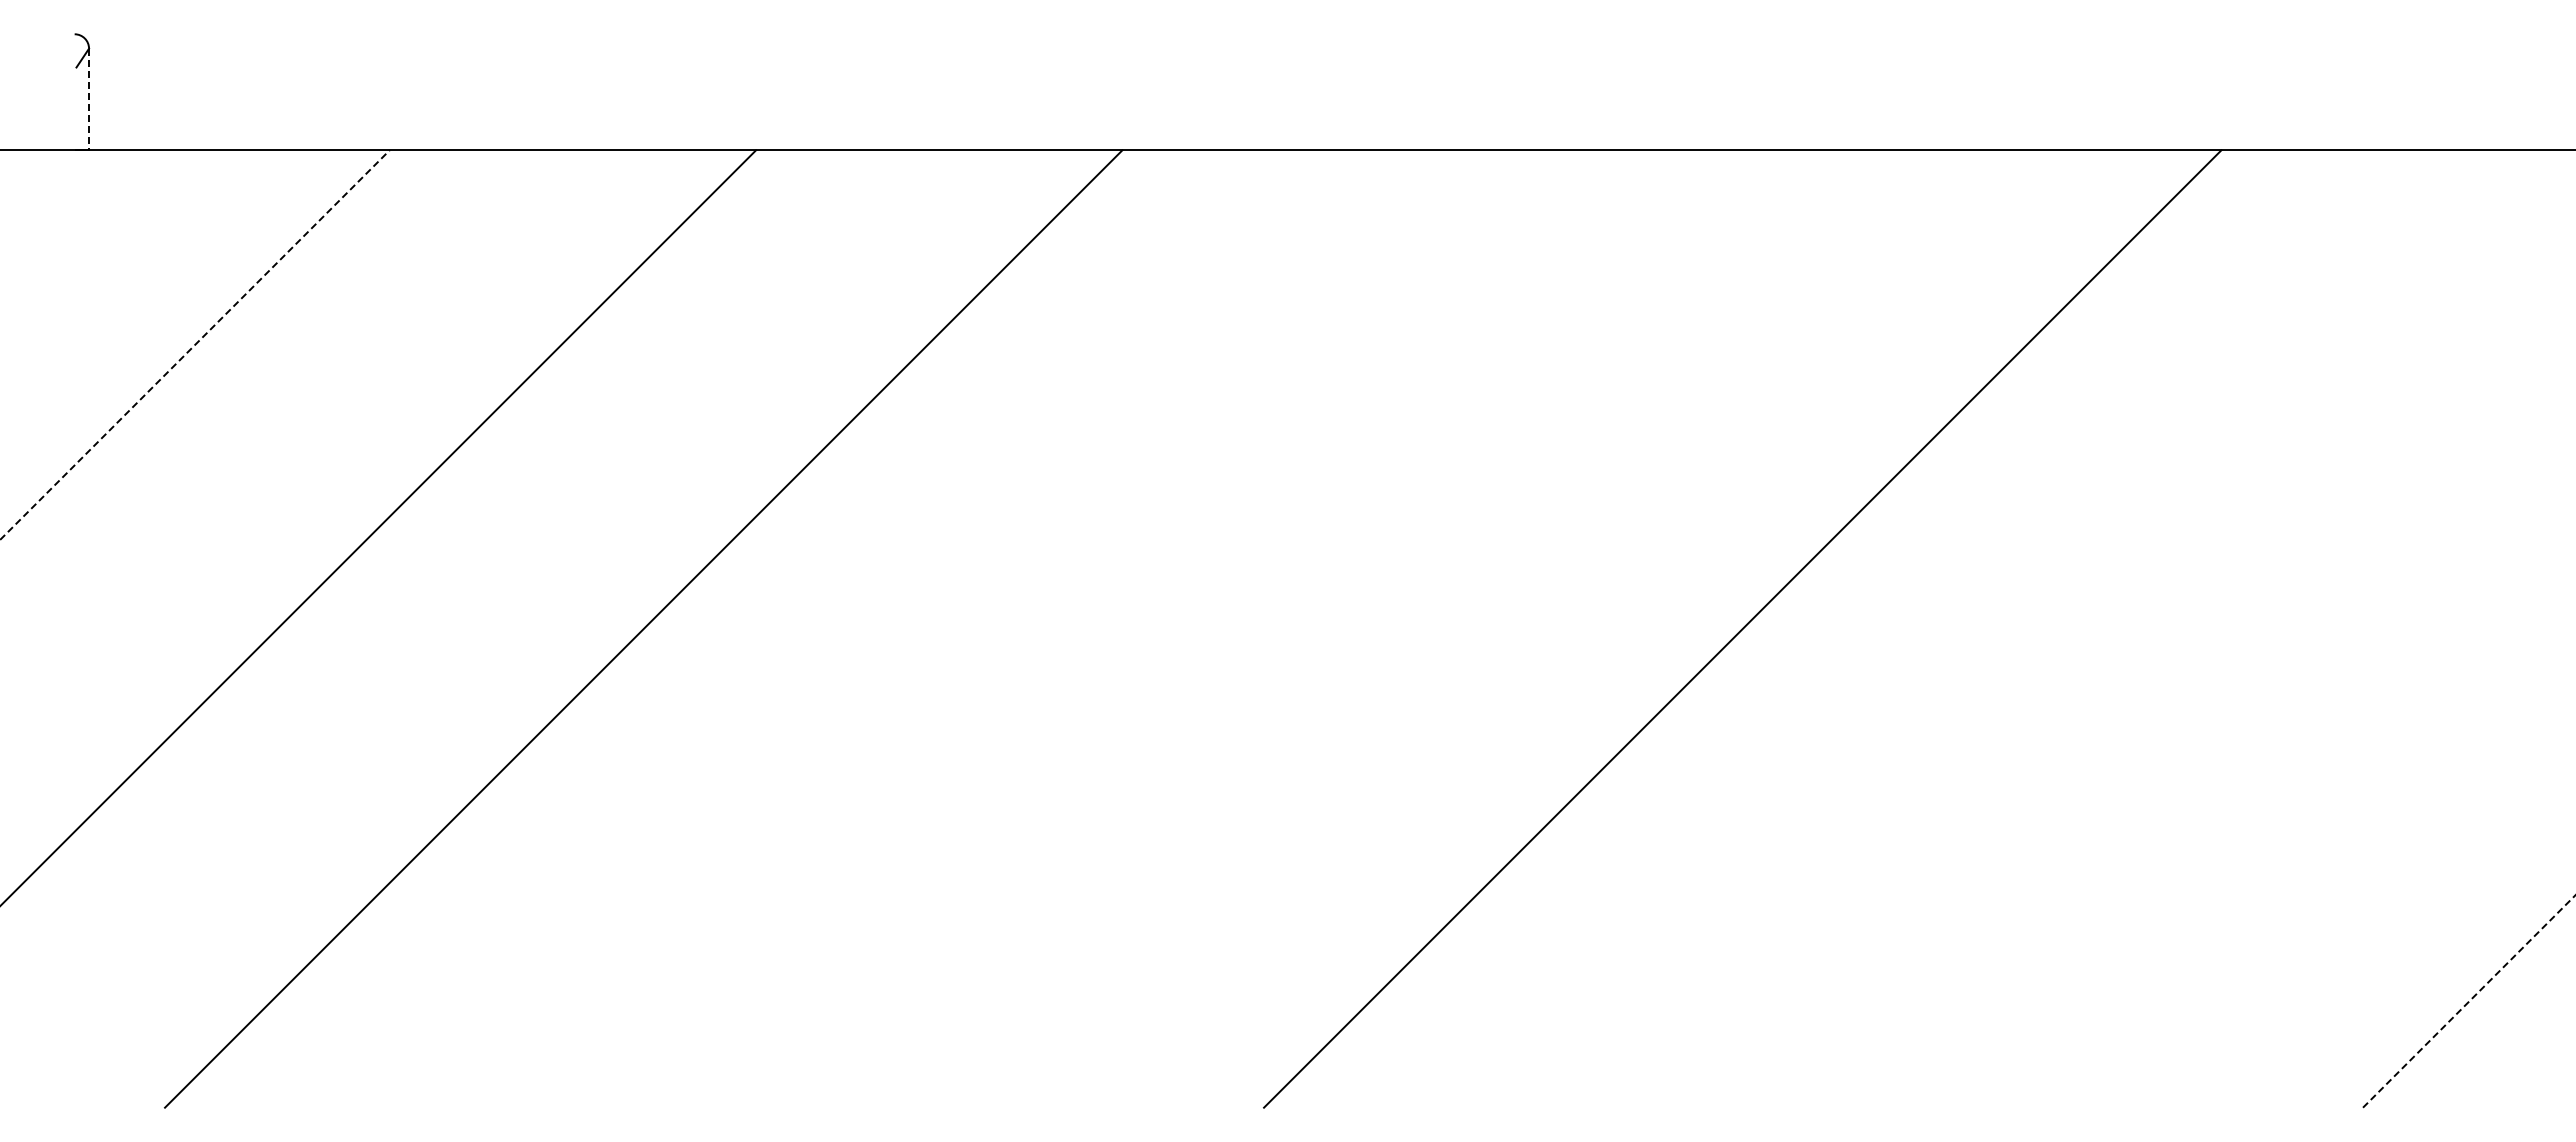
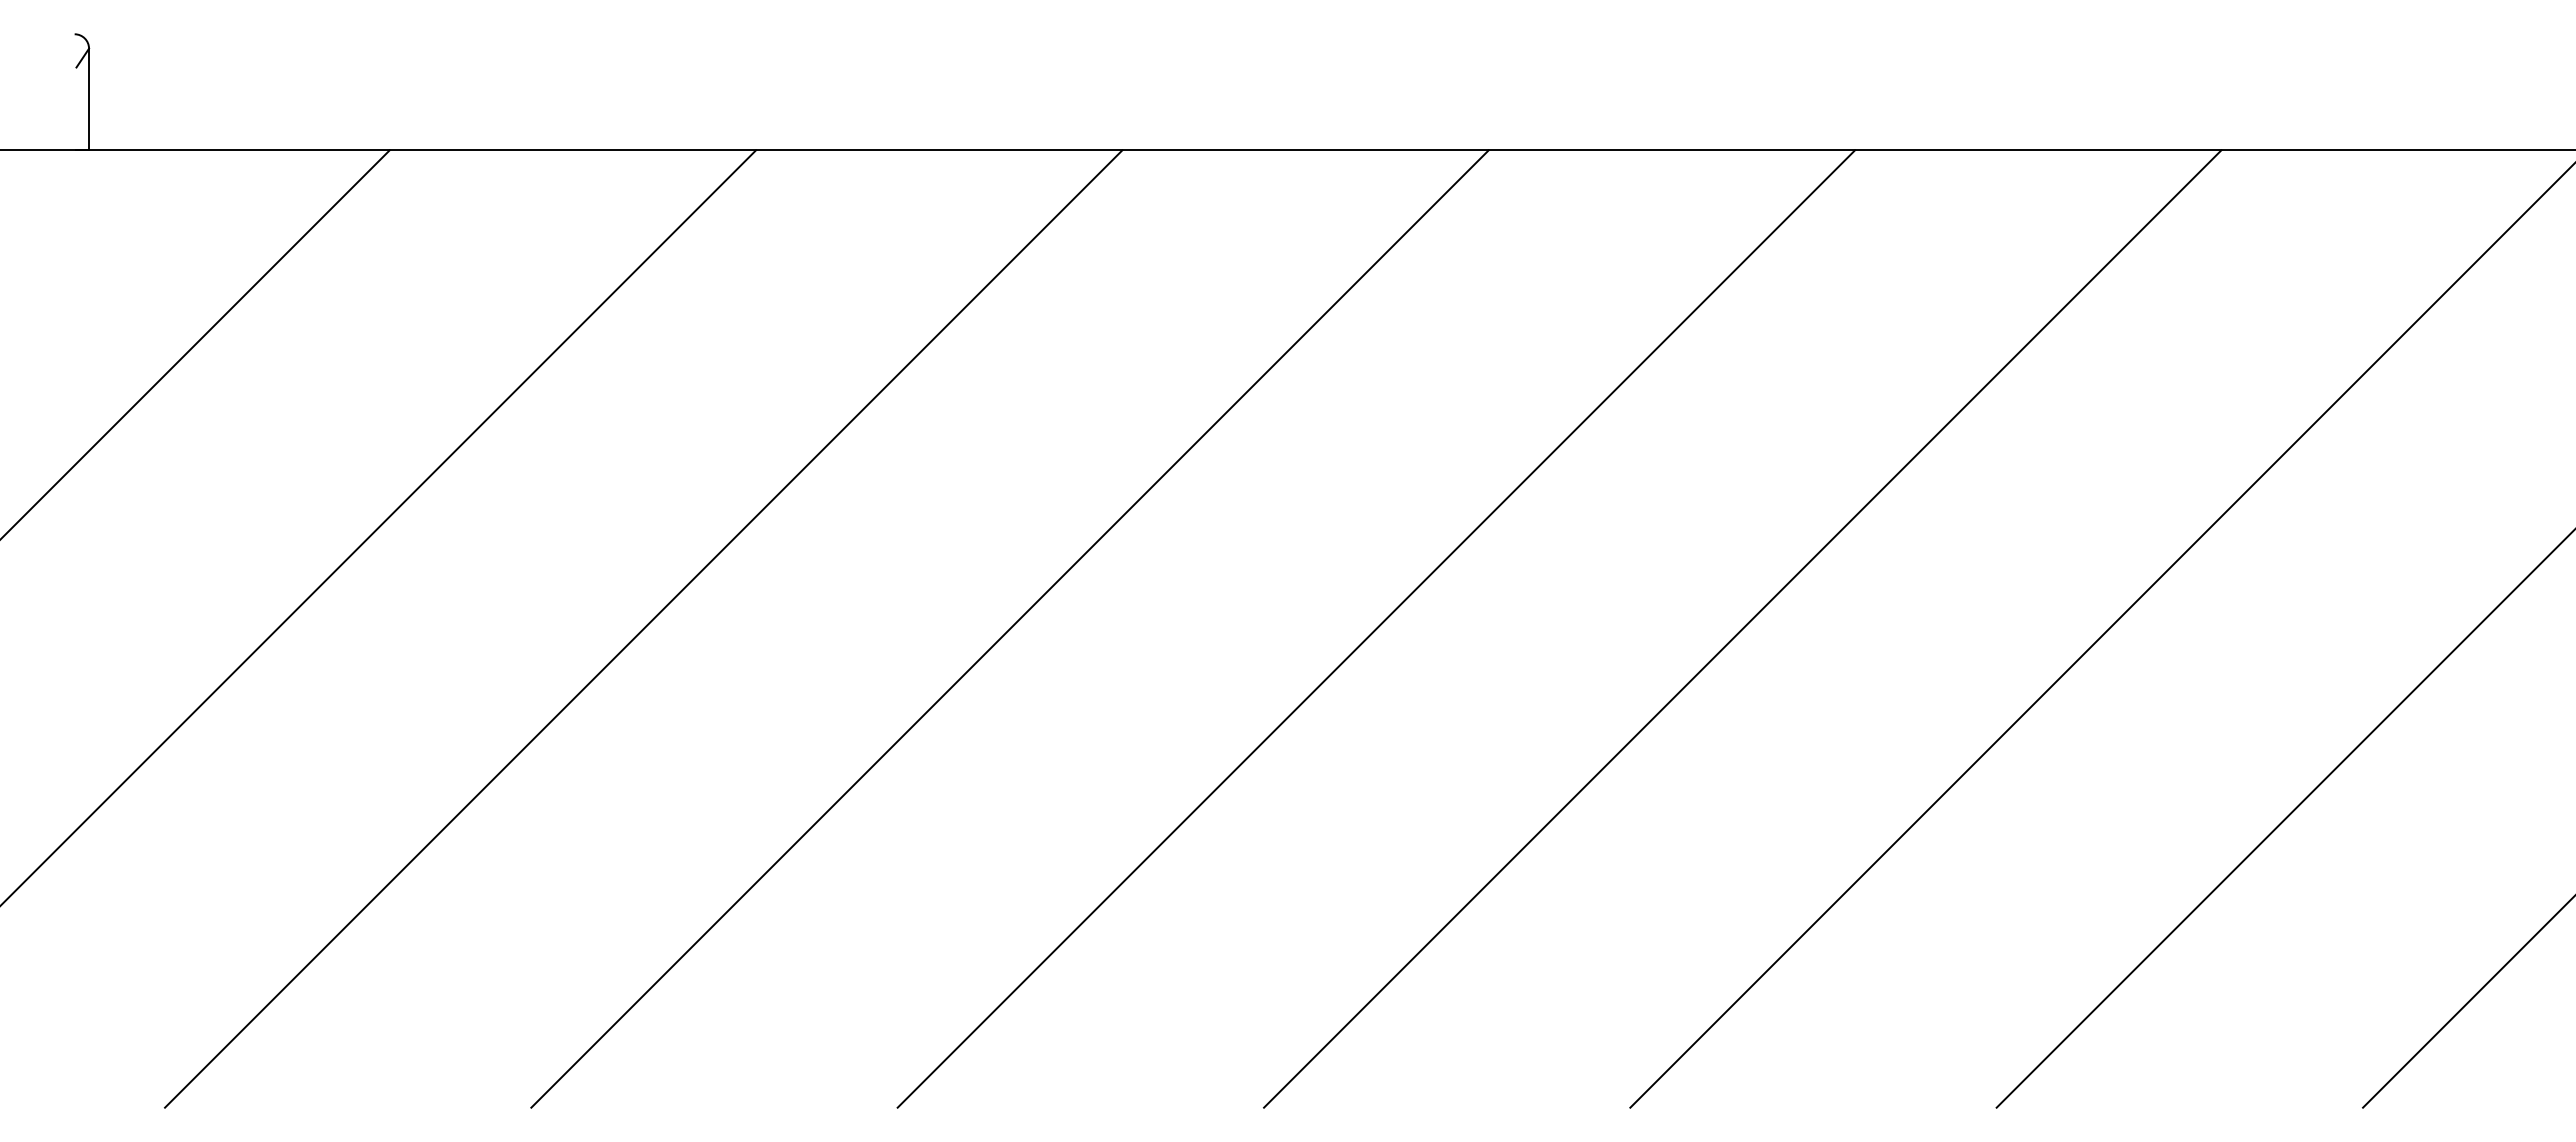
line: dashed -> solid (89, 99)
line: dashed -> solid (195, 344)
line: none -> present (1009, 628)
line: none -> present (1376, 628)
line: none -> present (2101, 636)
line: none -> present (2284, 819)
line: dashed -> solid (2469, 1000)
